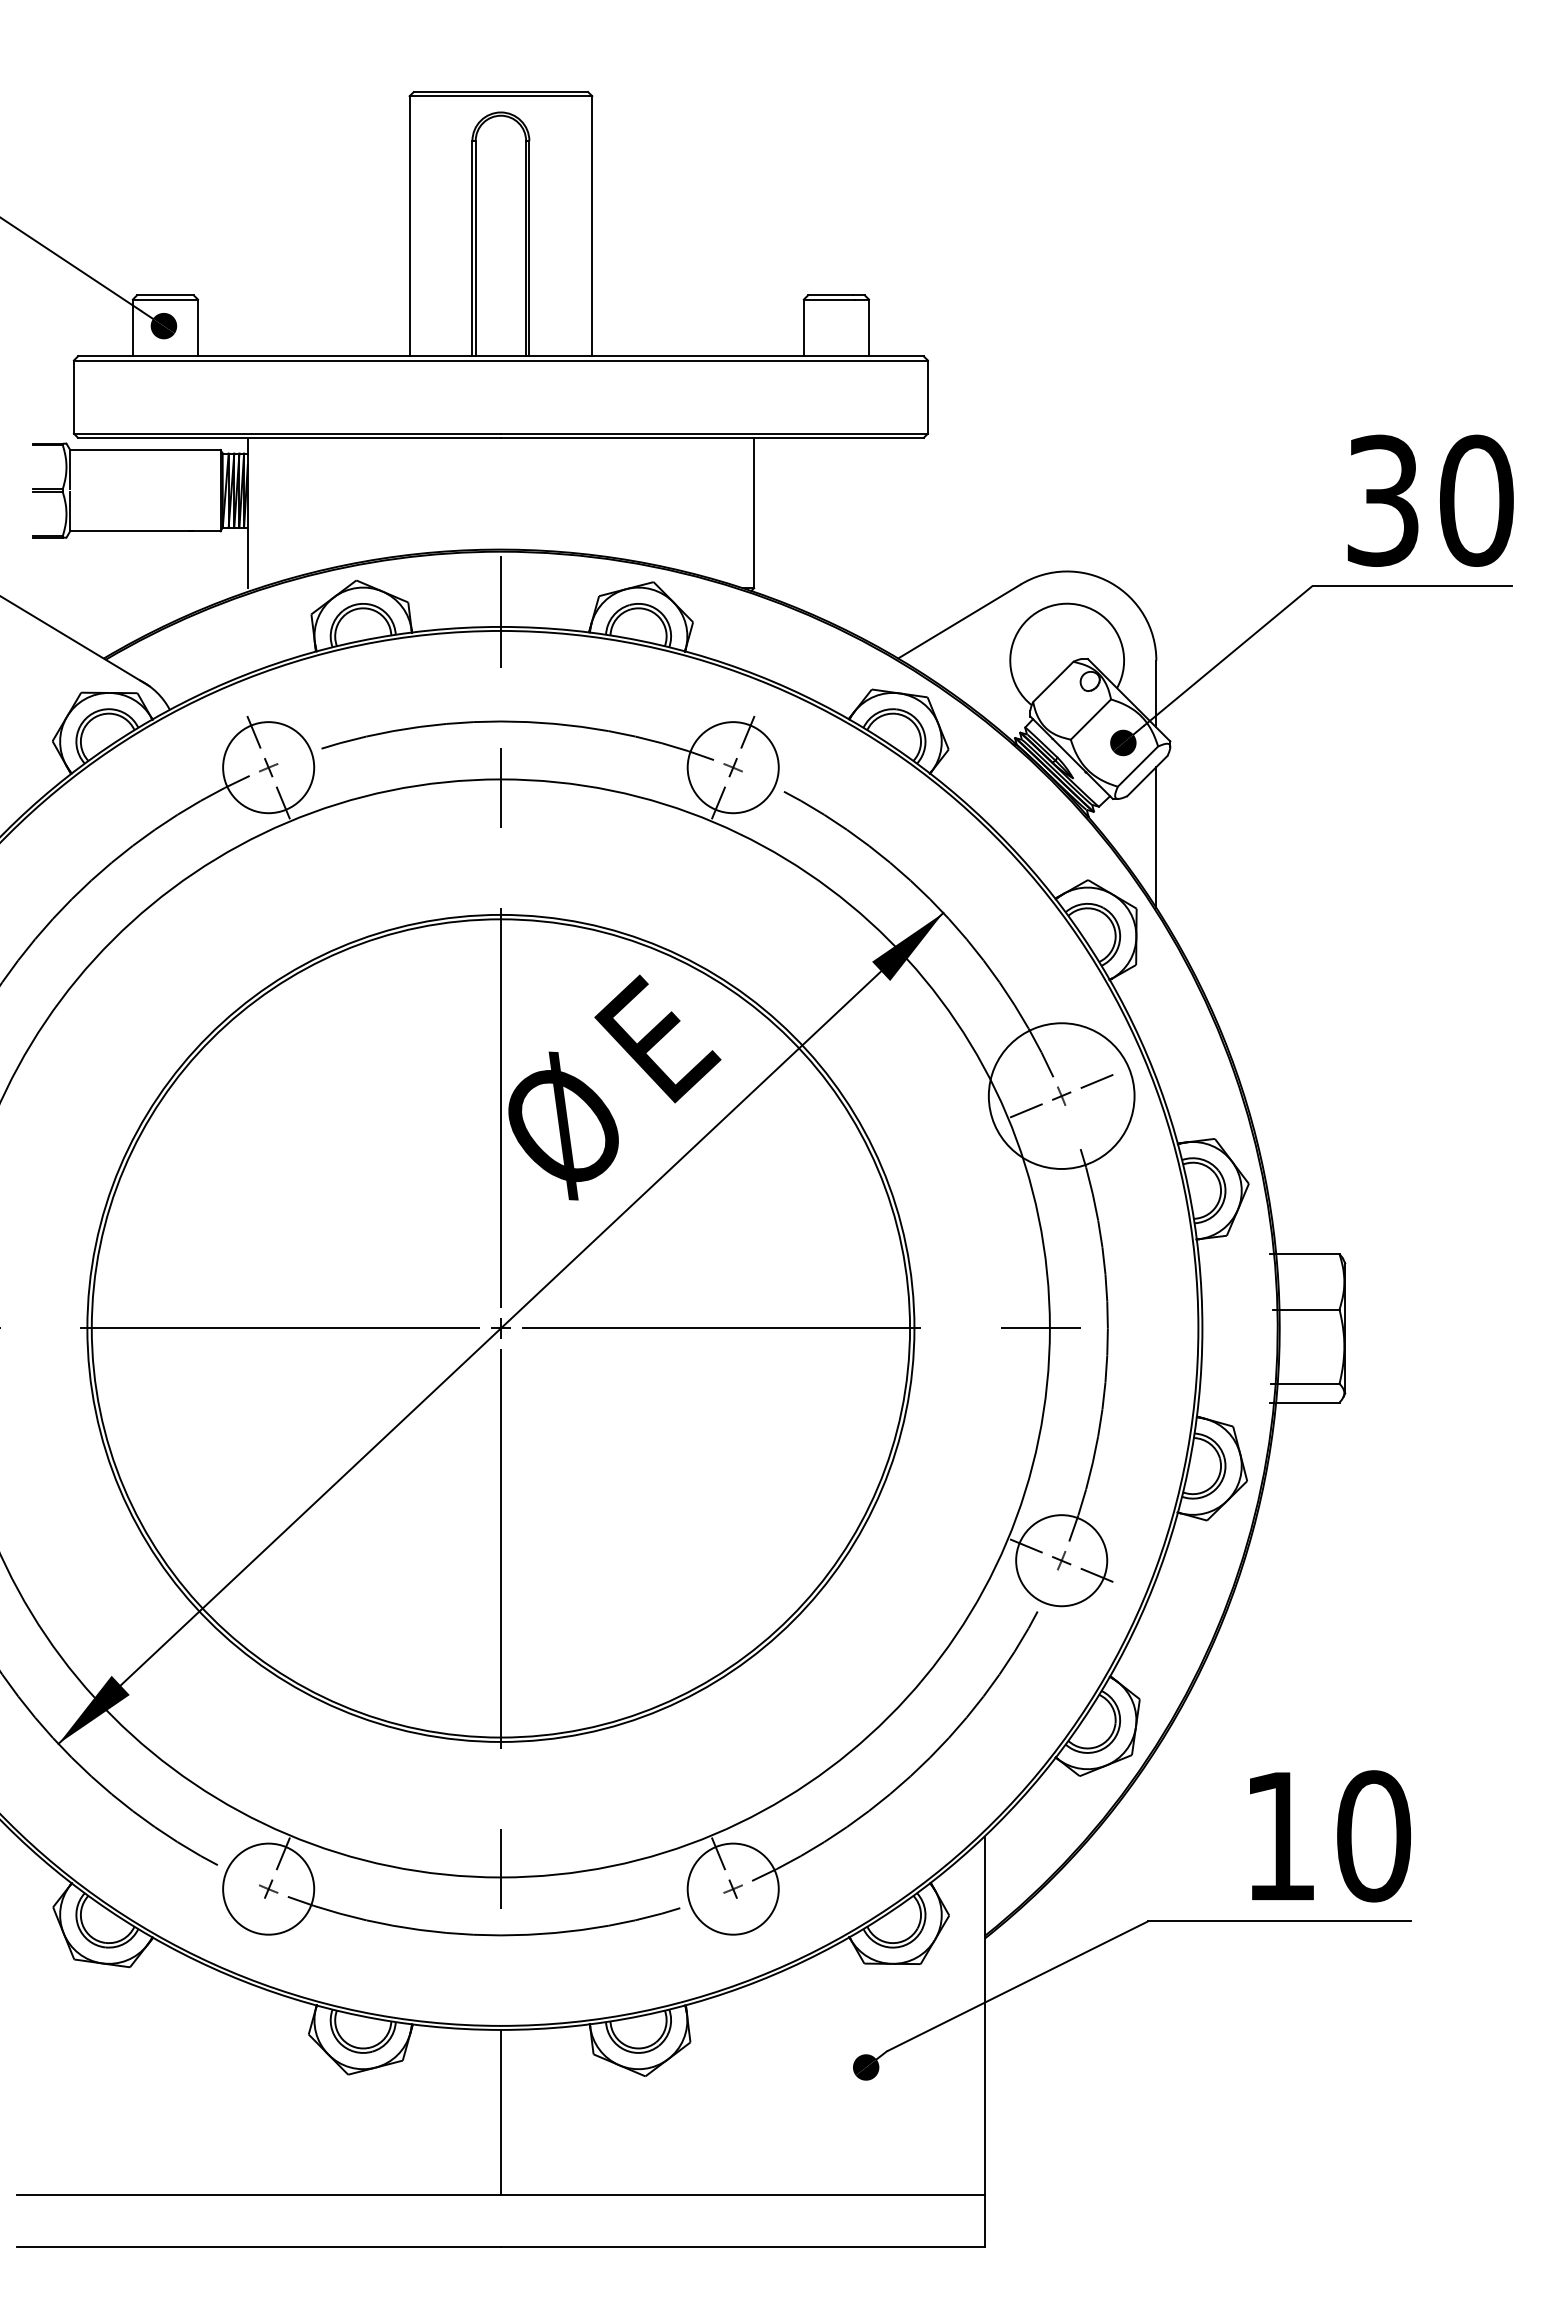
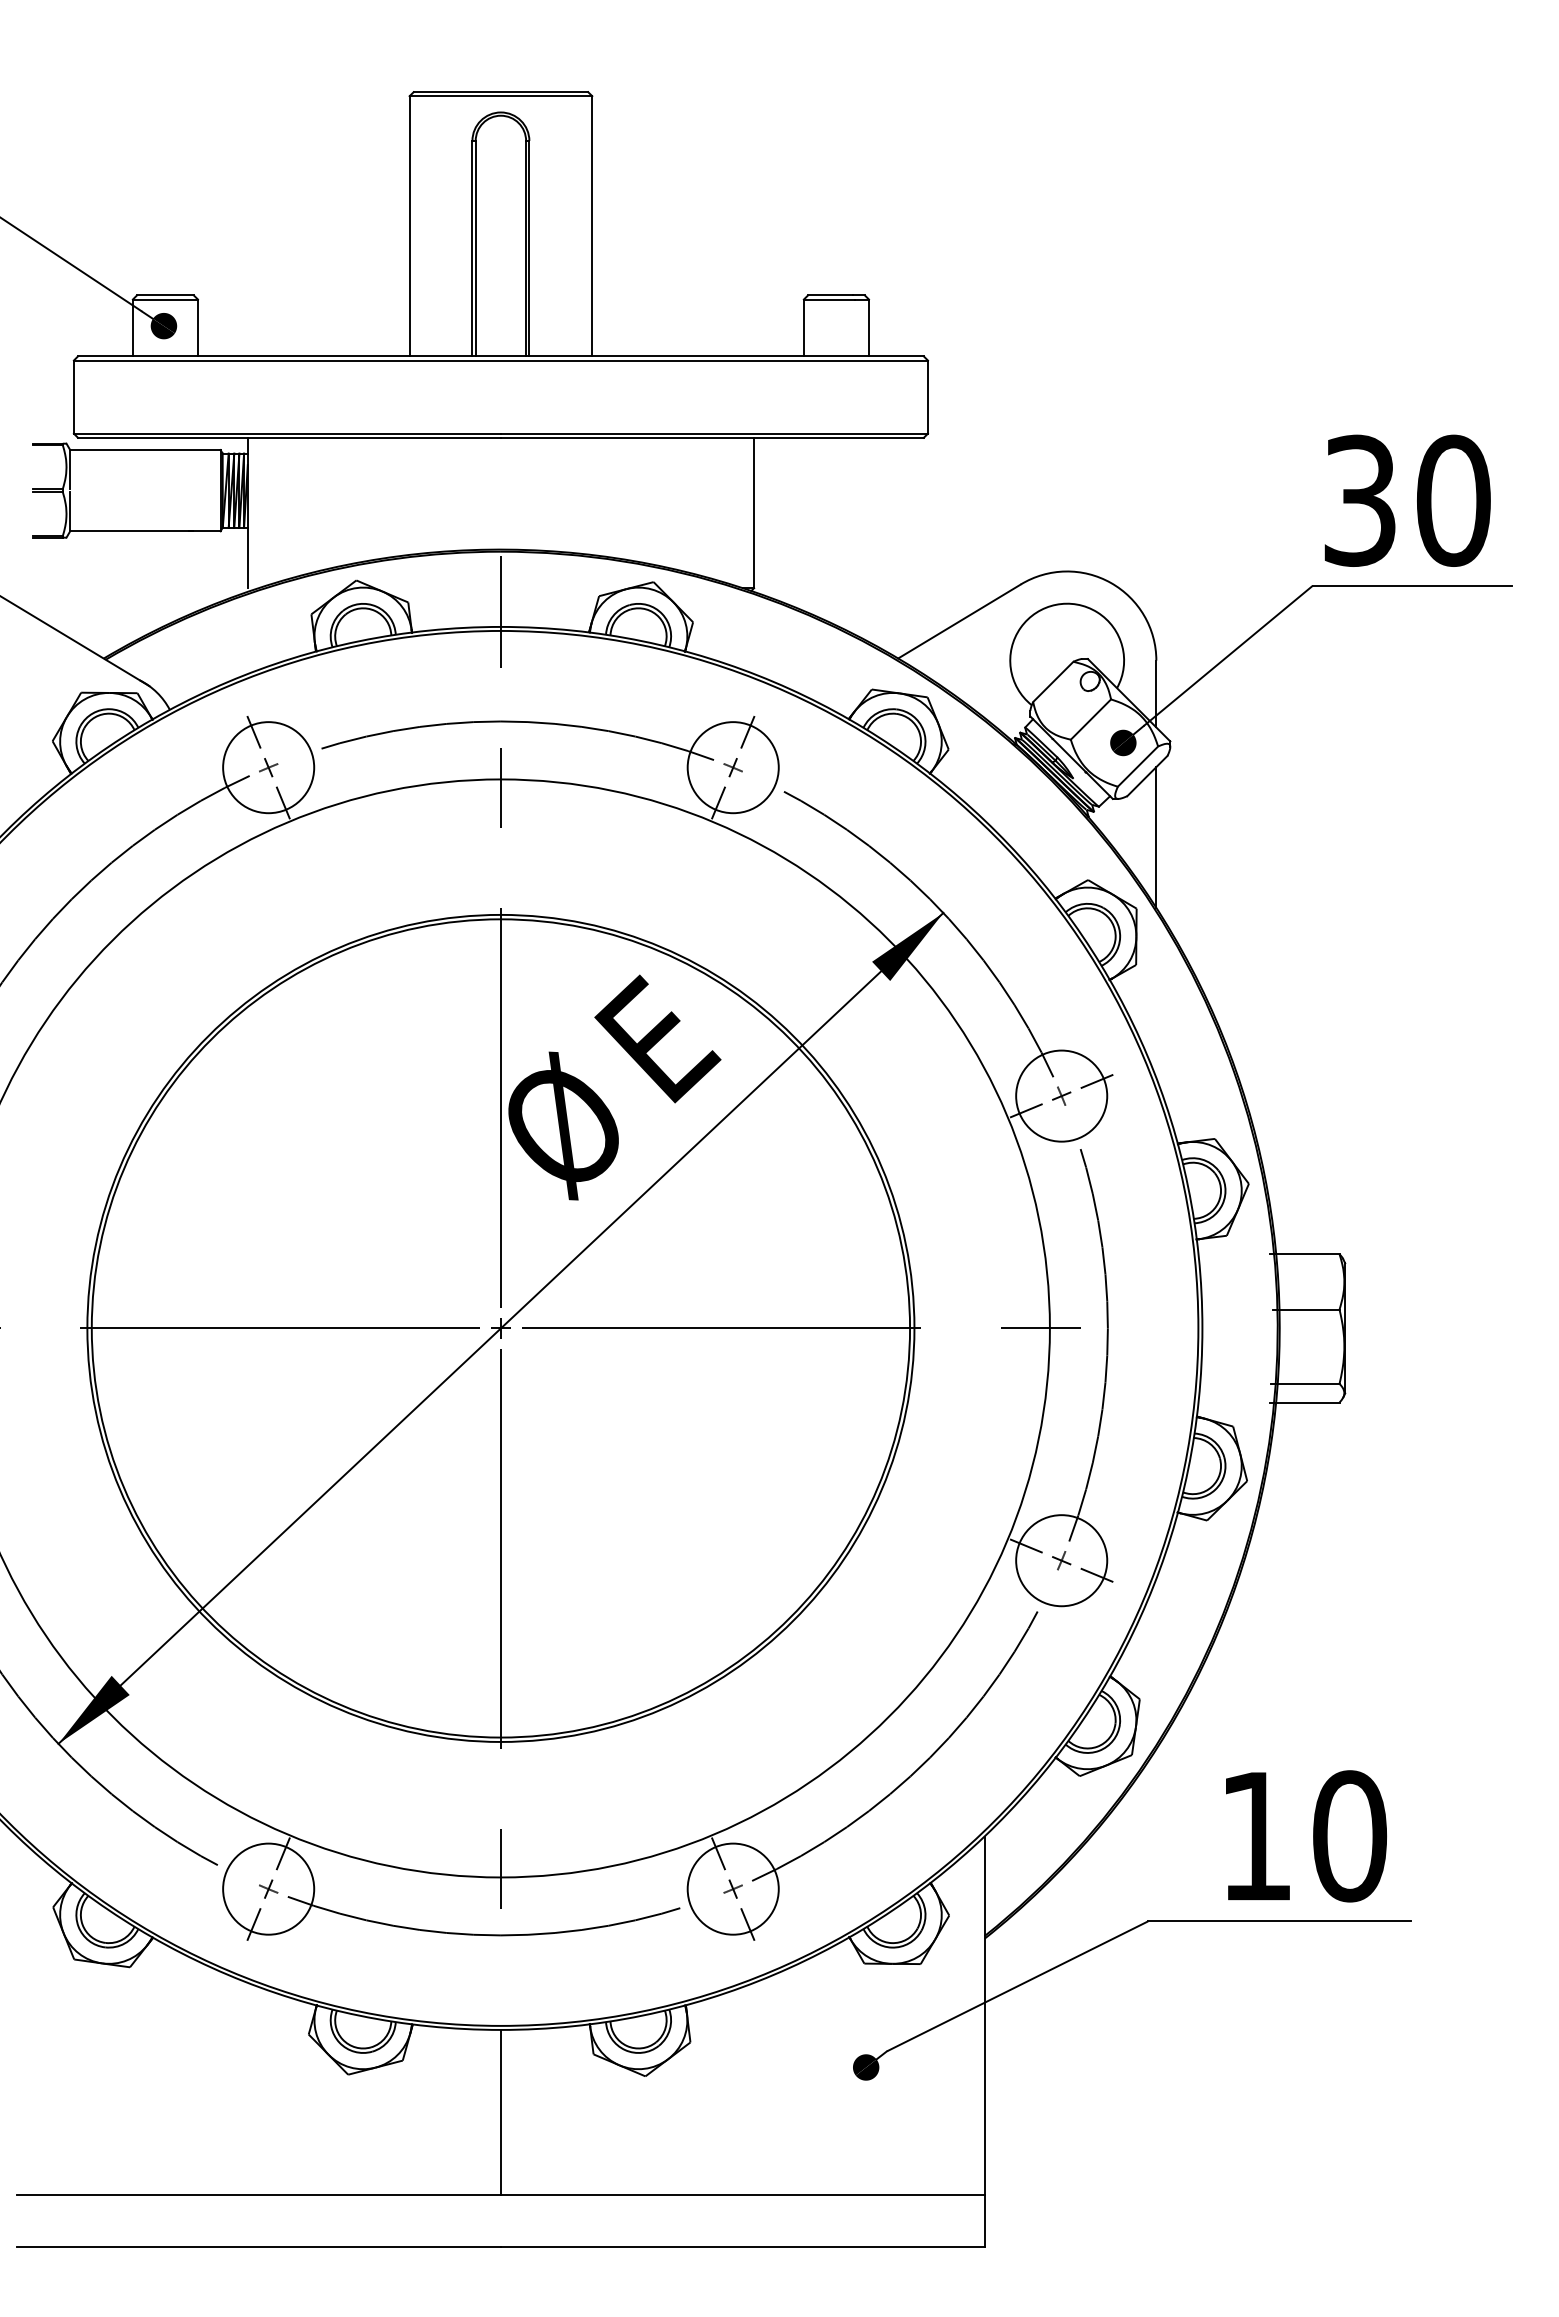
text position: (1430, 500) -> (1407, 500) (1407, 500)
circle diameter: 146 px -> 91 px (1061, 1095)
text position: (1330, 1836) -> (1306, 1836) (1306, 1836)
line: none -> present (253, 1924)
line: none -> present (747, 1924)
